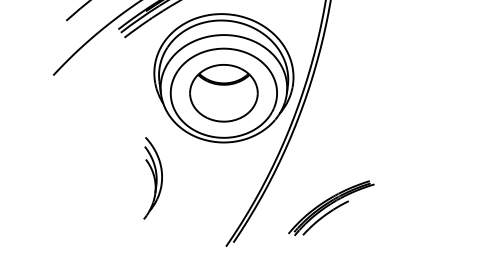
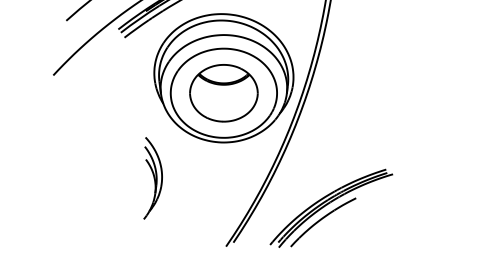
part size: 87x57 px -> 125x80 px (331, 207)
